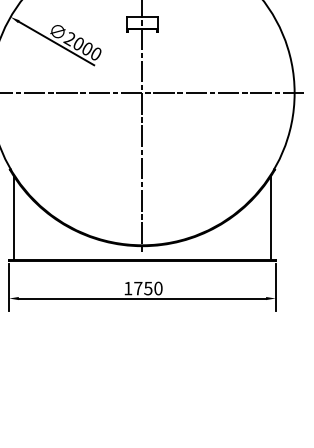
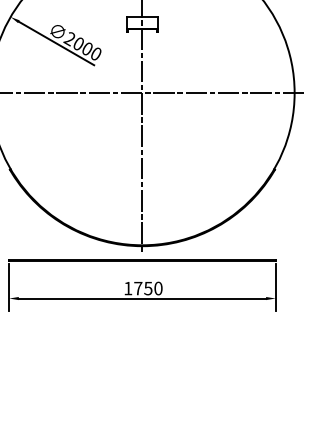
line: present -> none (13, 217)
line: present -> none (271, 217)
